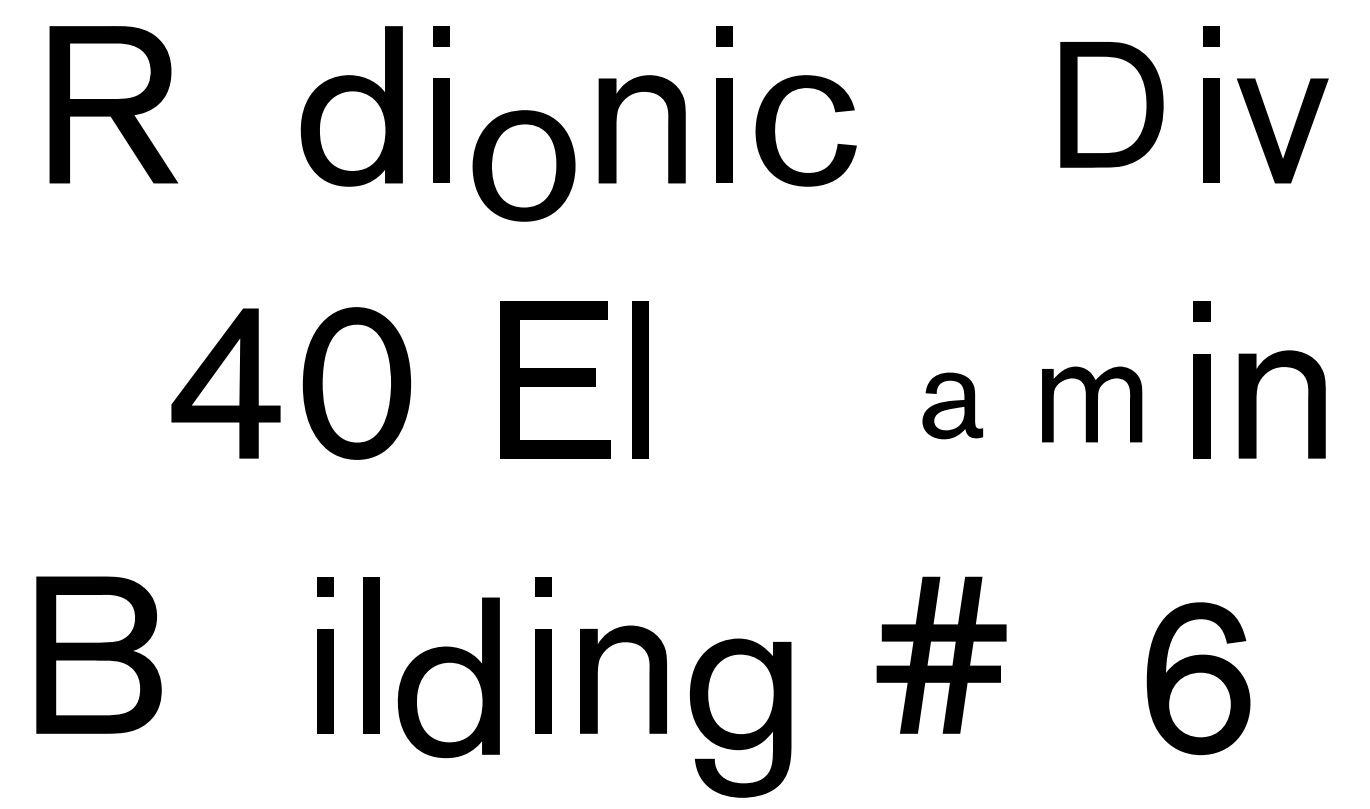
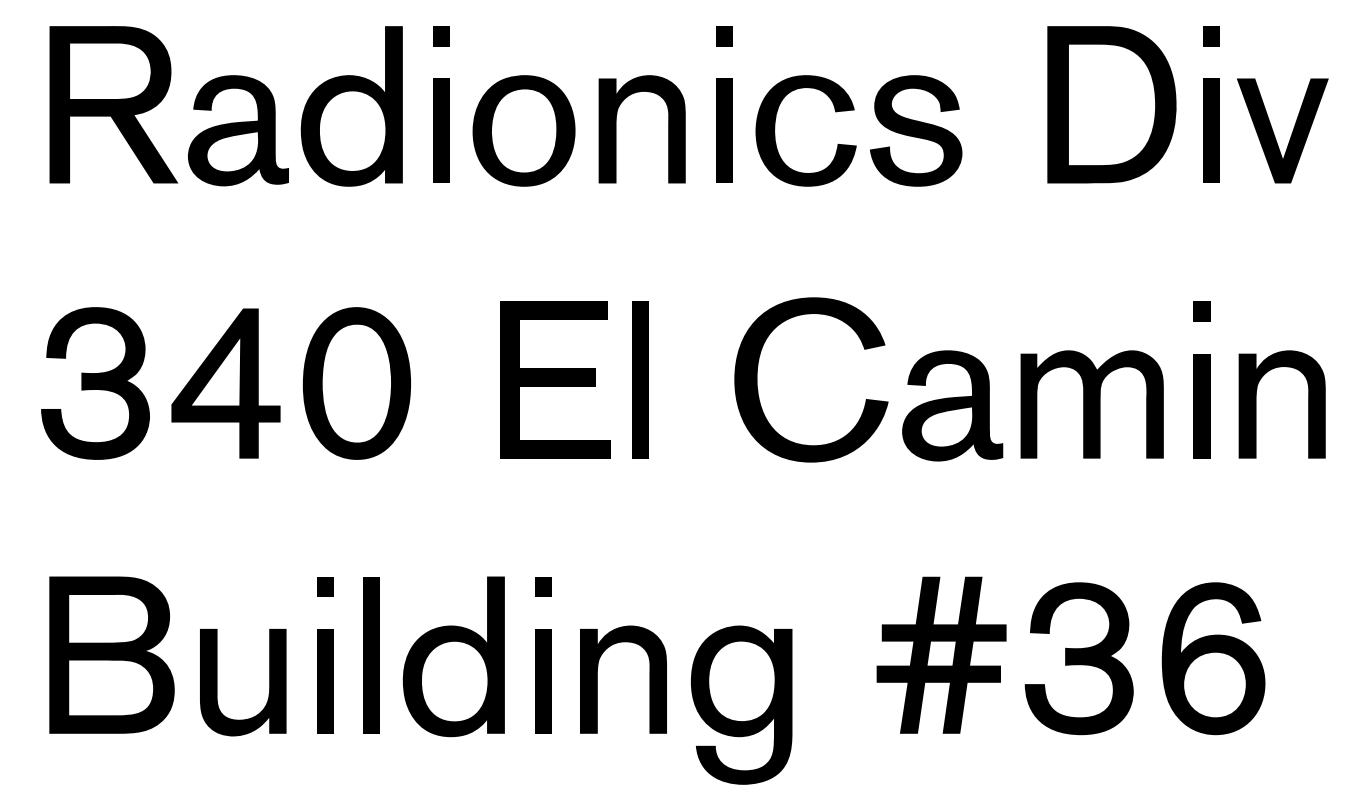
part size: 104x126 px -> 130x158 px (1111, 104)
part: none -> present (238, 130)
fill: none -> present (915, 130)
part position: (523, 165) -> (523, 130) (523, 130)
fill: none -> present (811, 379)
fill: none -> present (95, 383)
part size: 101x77 px -> 144x109 px (1091, 404)
part size: 62x68 px -> 102x112 px (952, 405)
part position: (98, 654) -> (111, 654) (111, 654)
fill: none -> present (1078, 658)
part position: (448, 677) -> (453, 656) (453, 656)
part position: (1198, 678) -> (1213, 658) (1213, 658)
fill: none -> present (242, 682)
part position: (740, 717) -> (741, 704) (741, 704)
